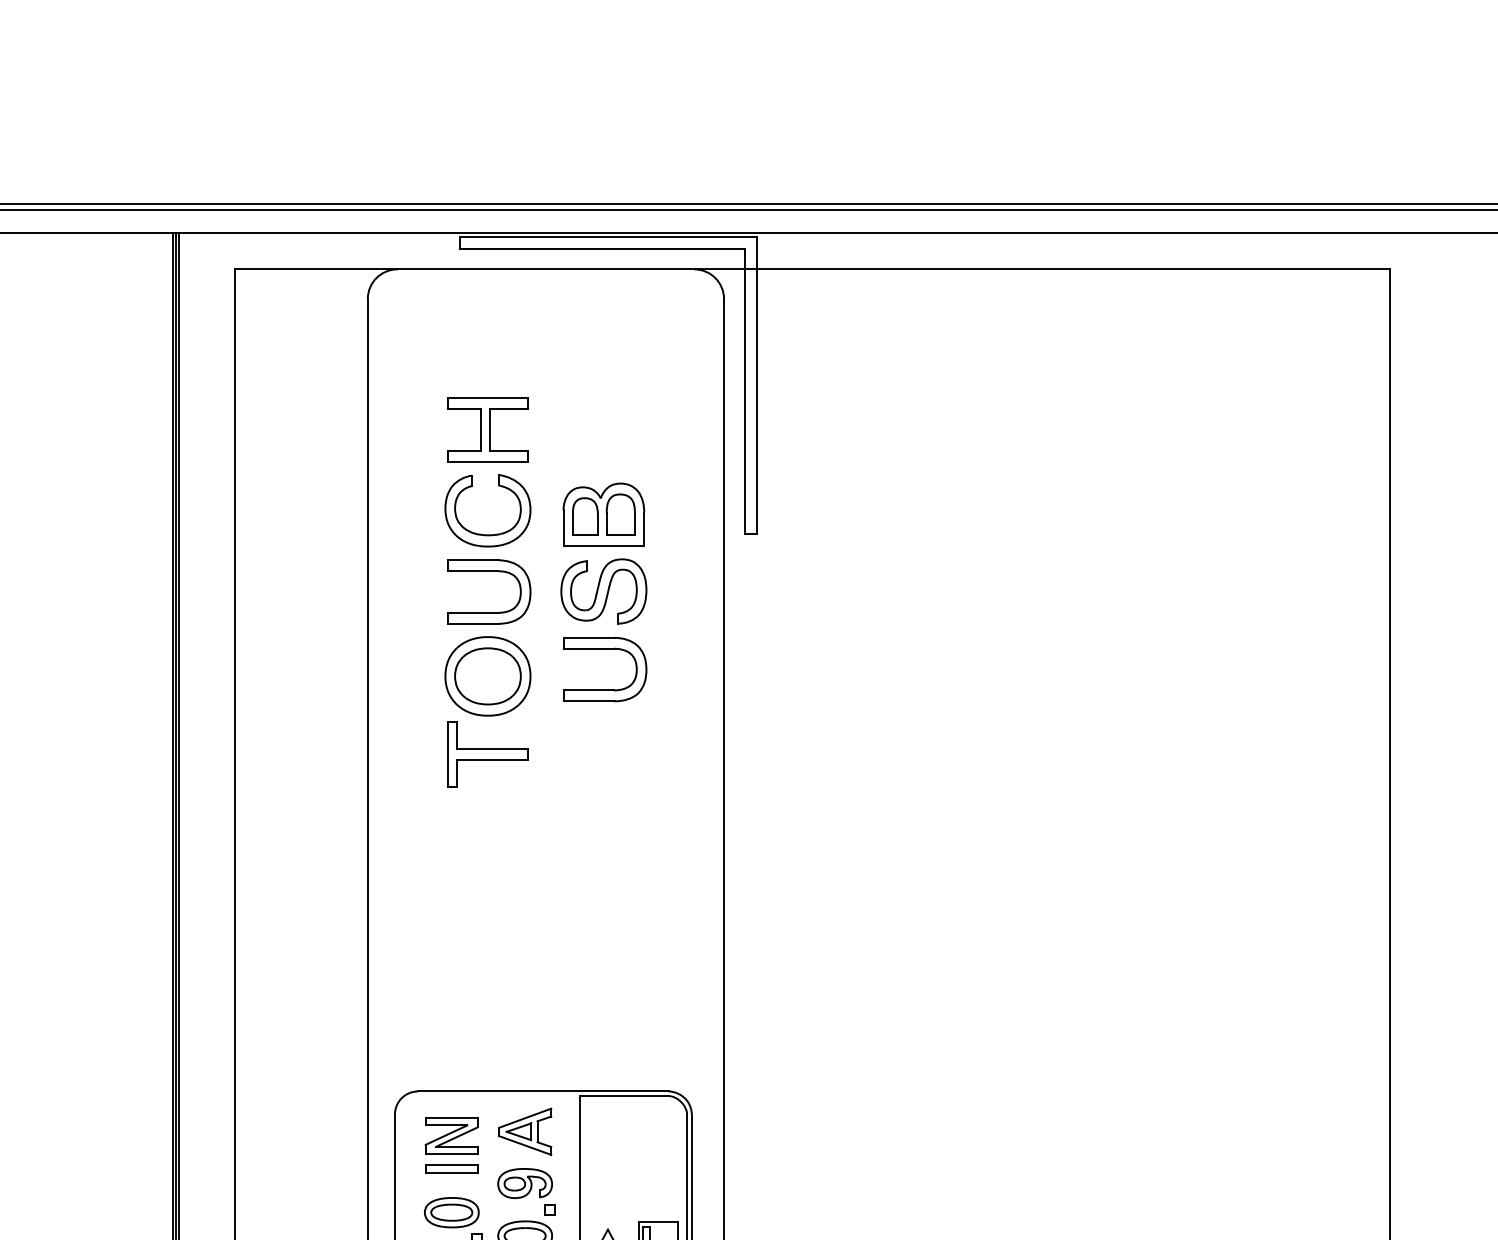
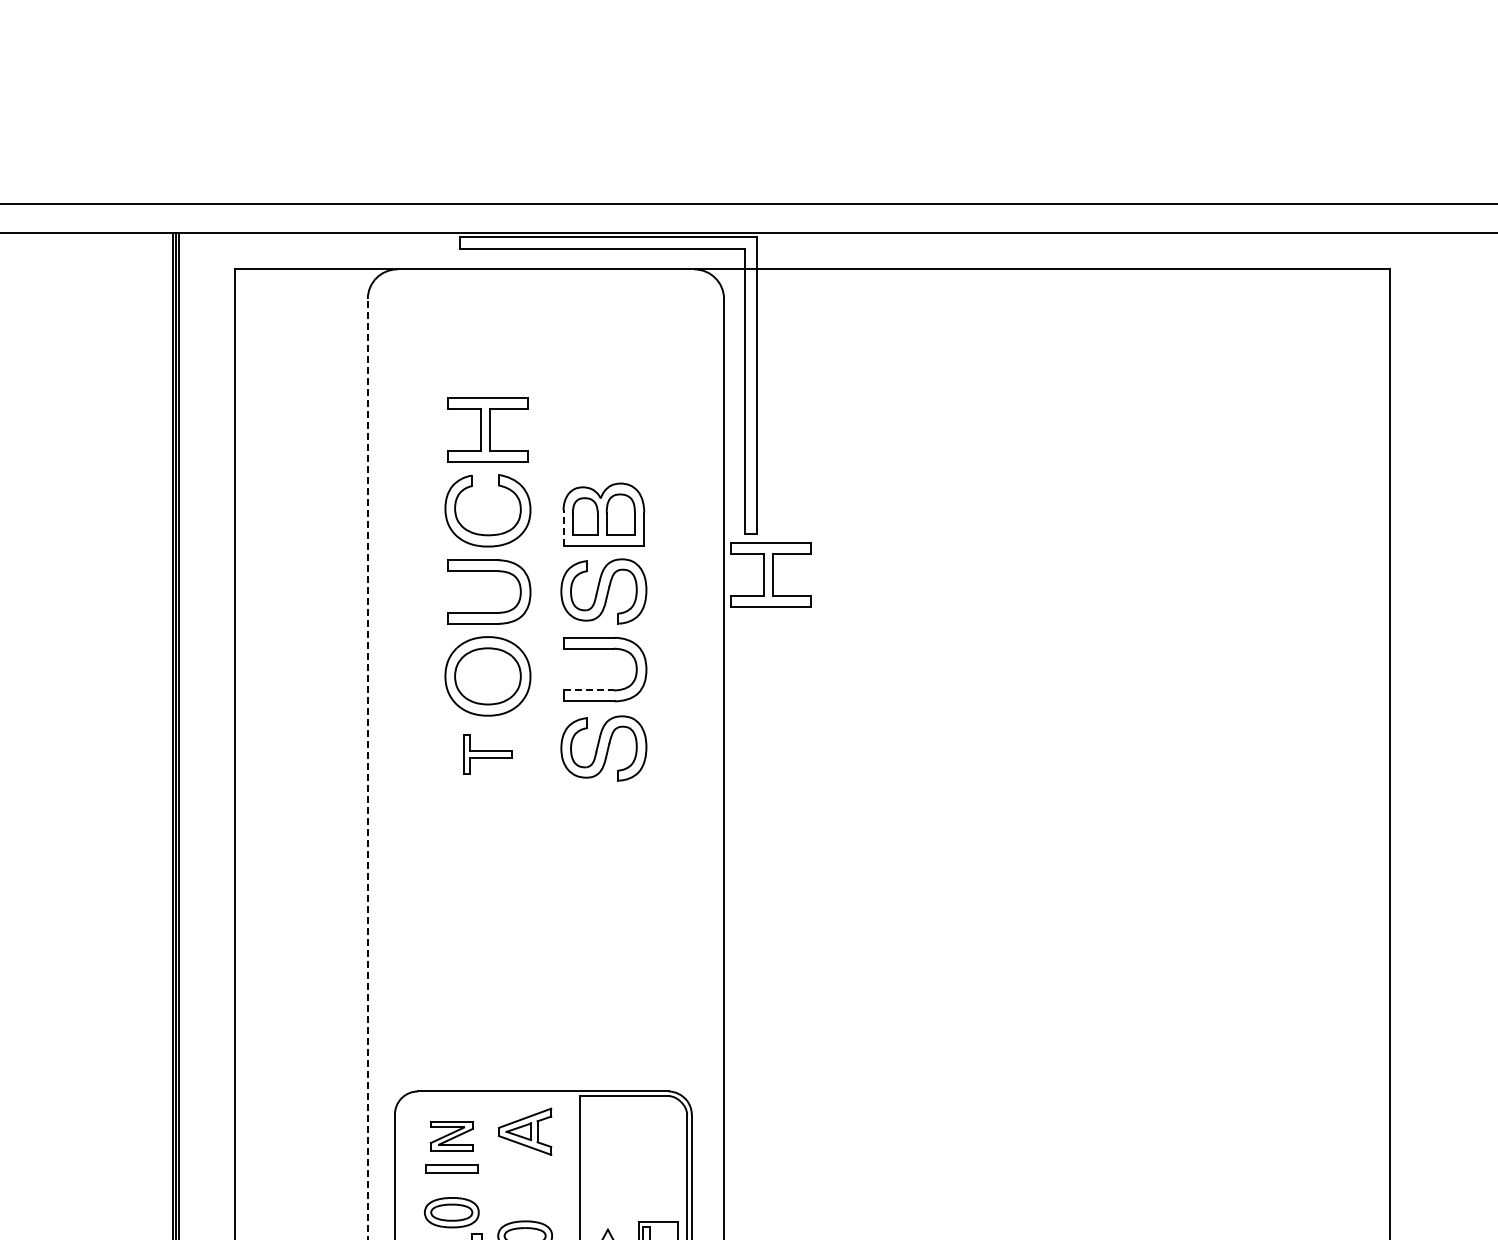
line: present -> none (748, 209)
line: solid -> dashed (563, 527)
part: none -> present (770, 574)
line: solid -> dashed (589, 690)
part: none -> present (603, 748)
part size: 82x67 px -> 50x41 px (487, 754)
line: solid -> dashed (367, 768)
part size: 55x38 px -> 45x31 px (451, 1136)
part: present -> none (526, 1191)
